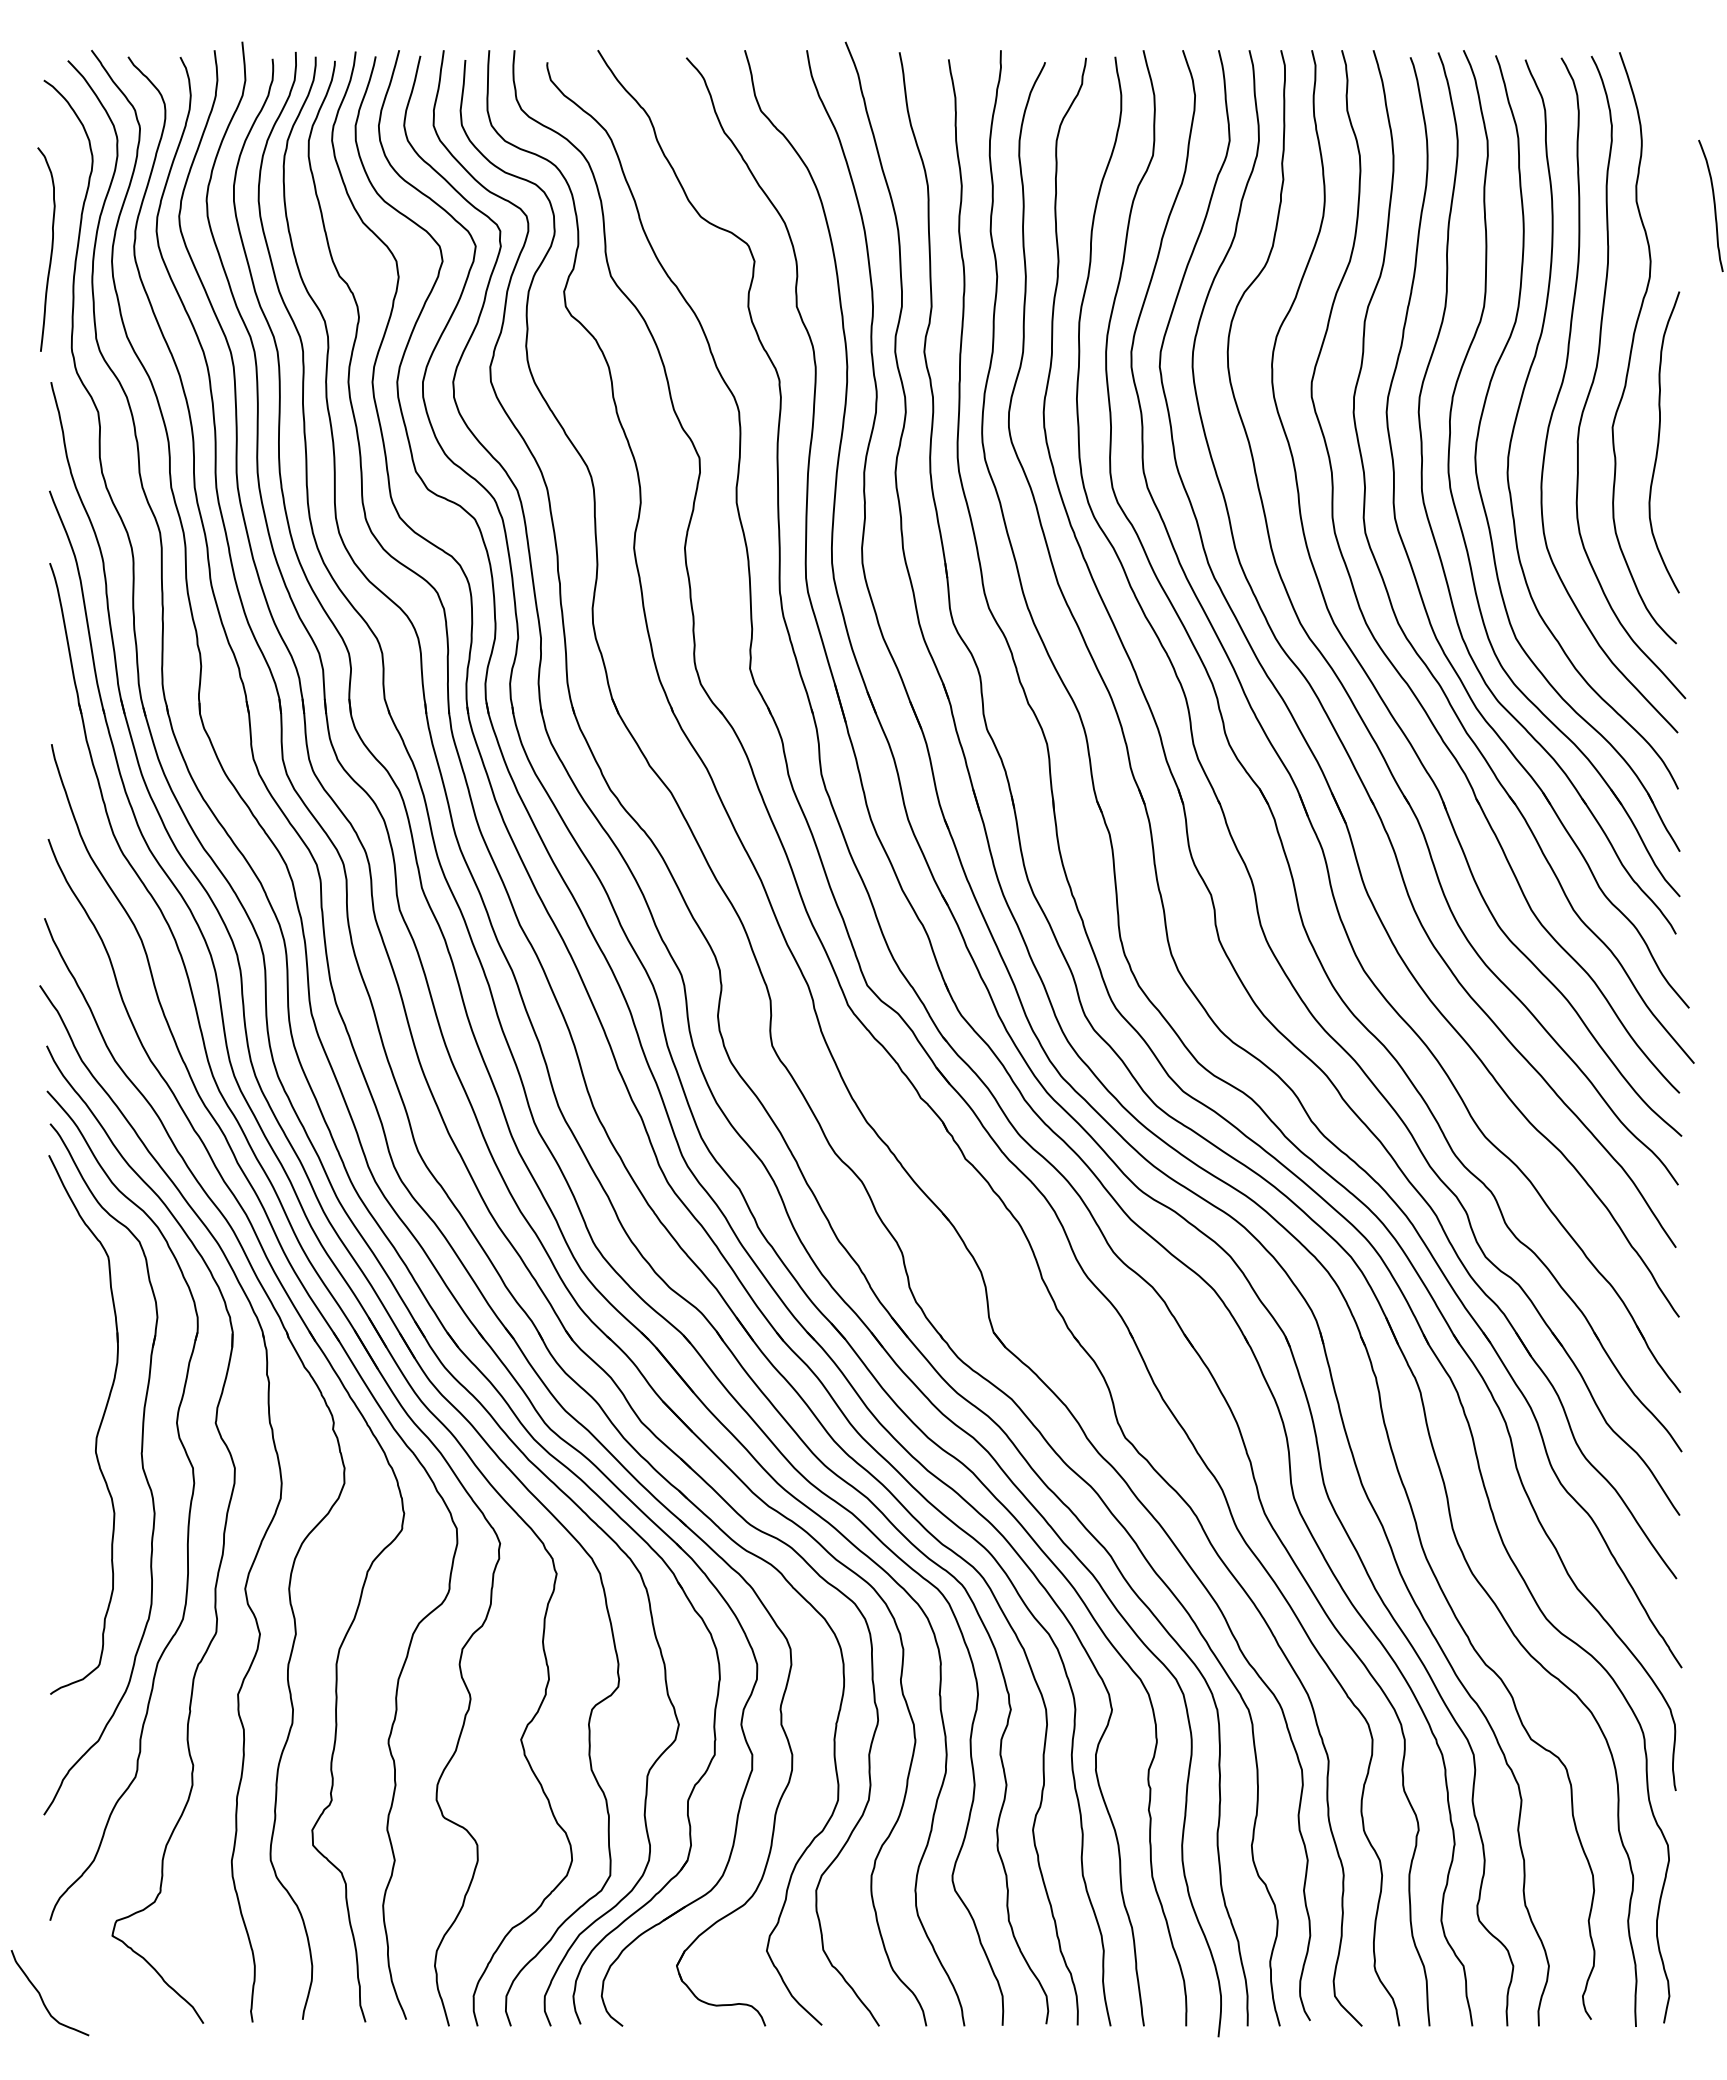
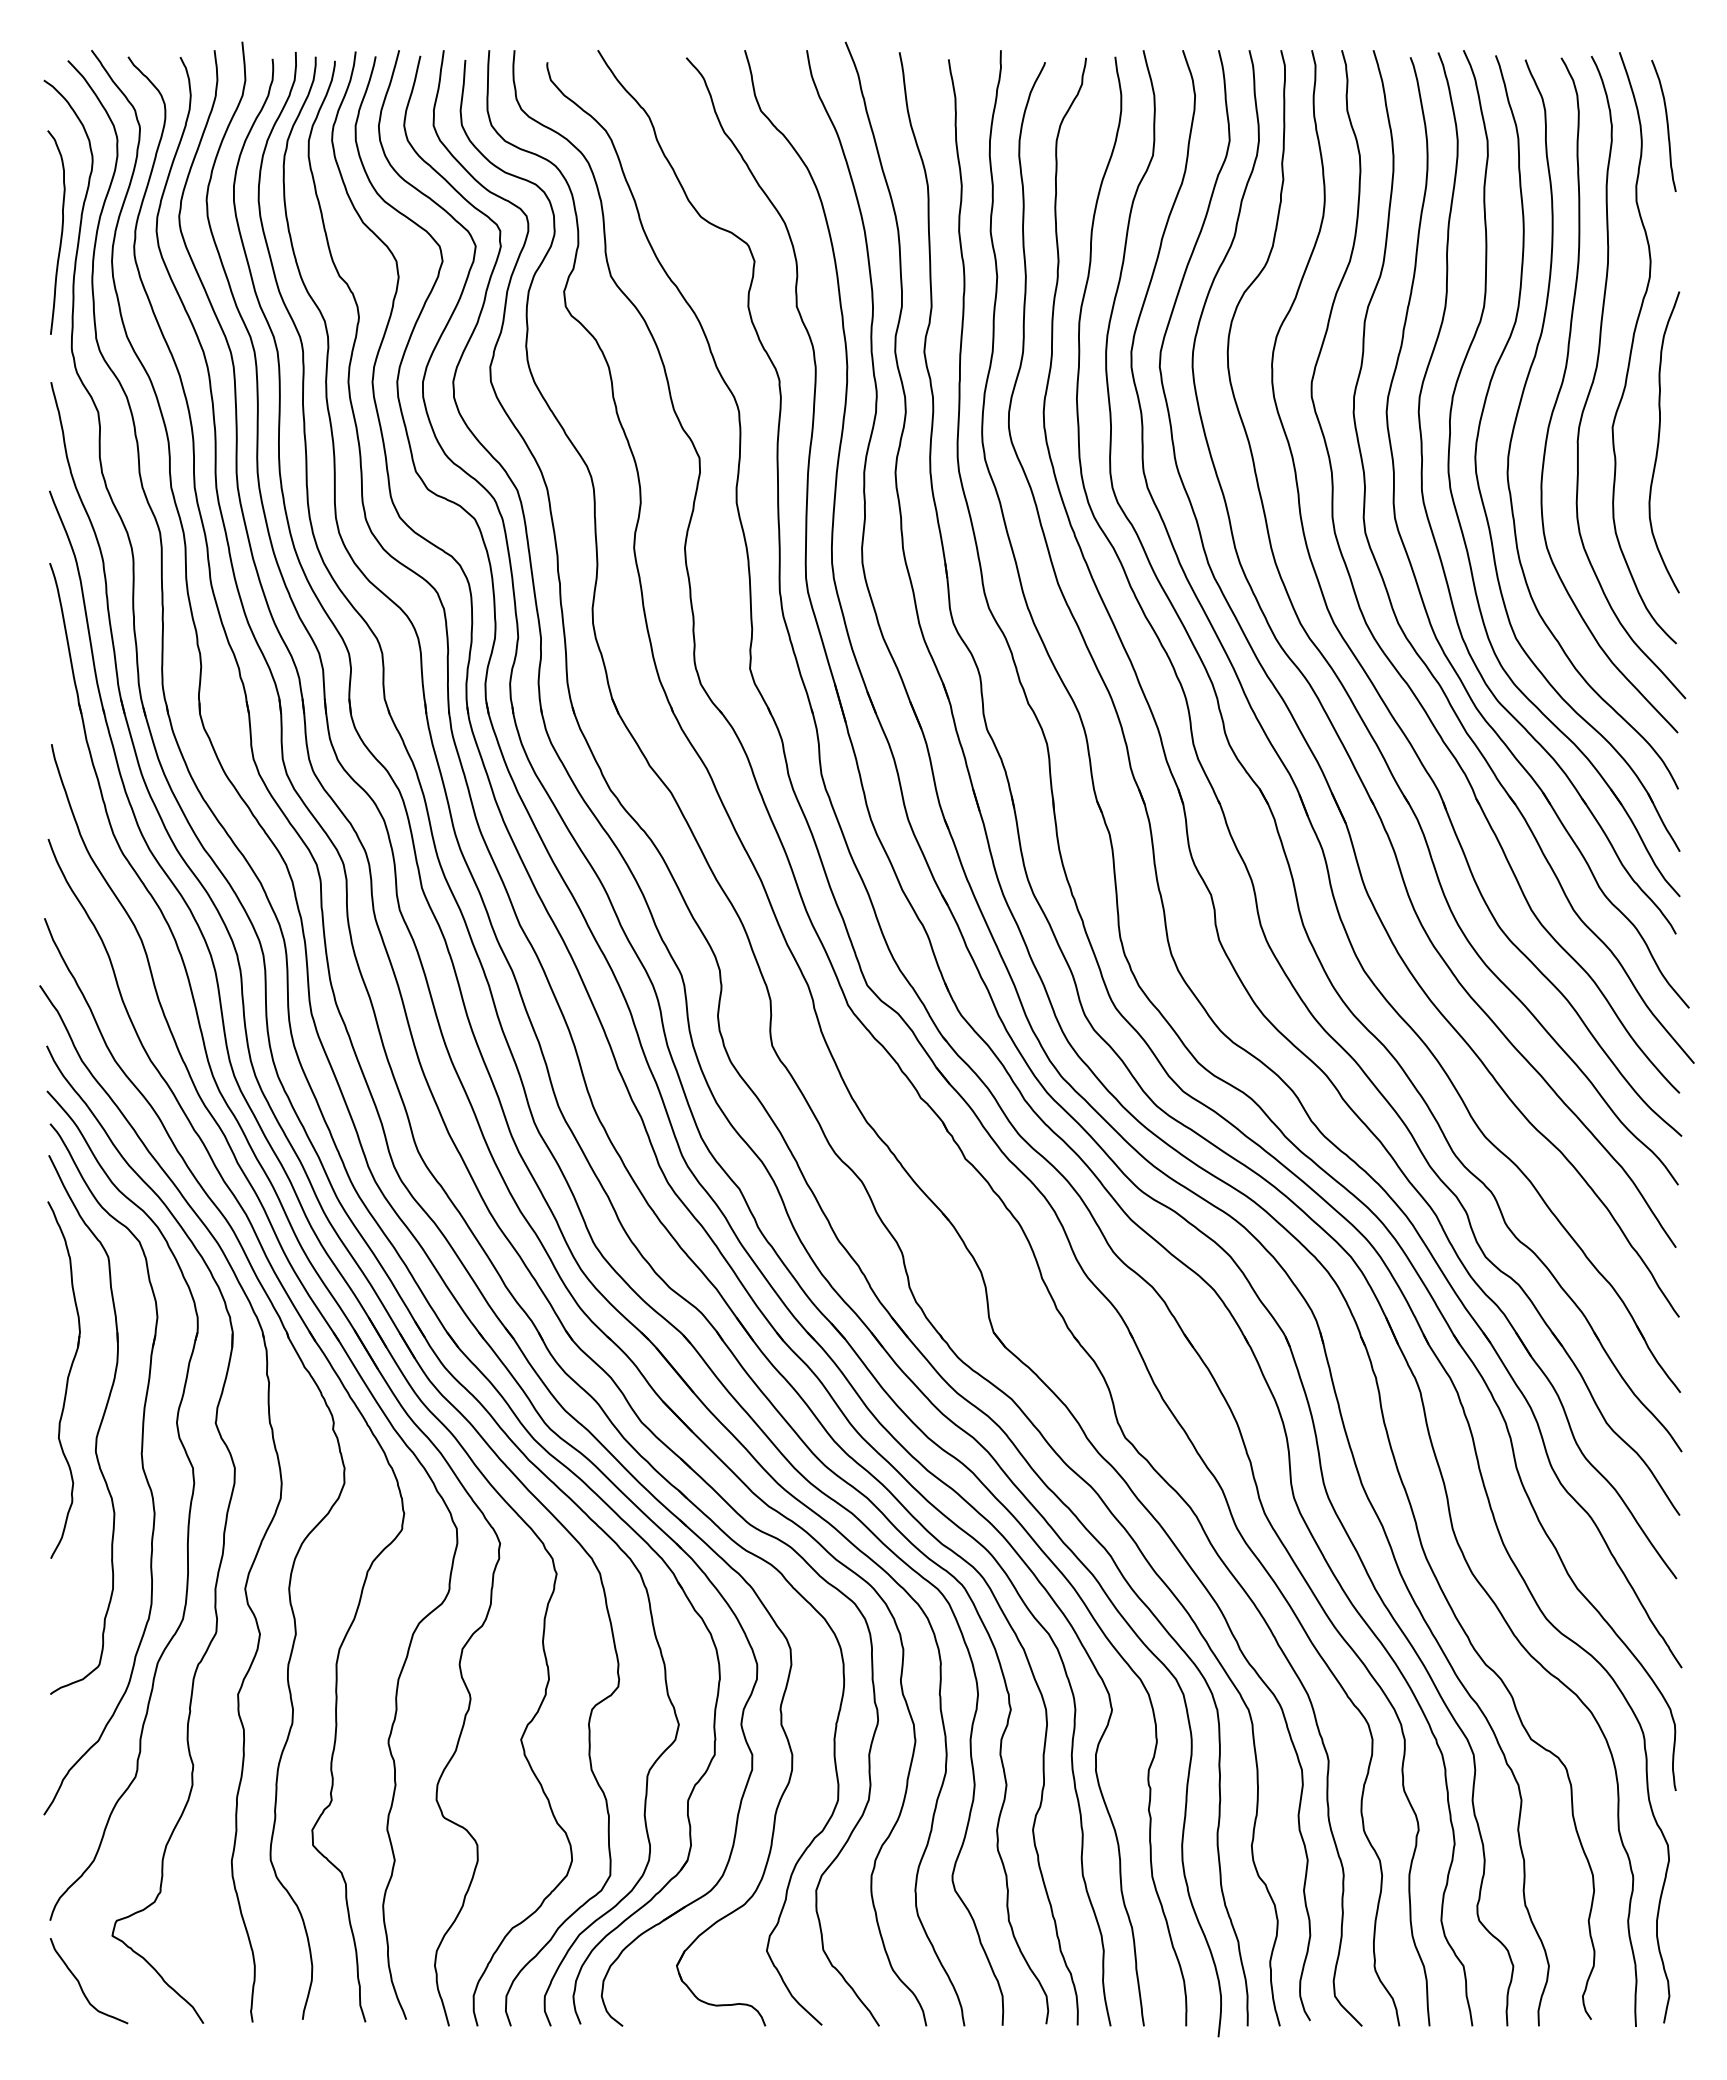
curve position: (1713, 204) -> (1666, 124) (1666, 124)
curve position: (51, 249) -> (61, 232) (61, 232)
part: none -> present (63, 1379)
curve position: (42, 1997) -> (81, 1985) (81, 1985)
